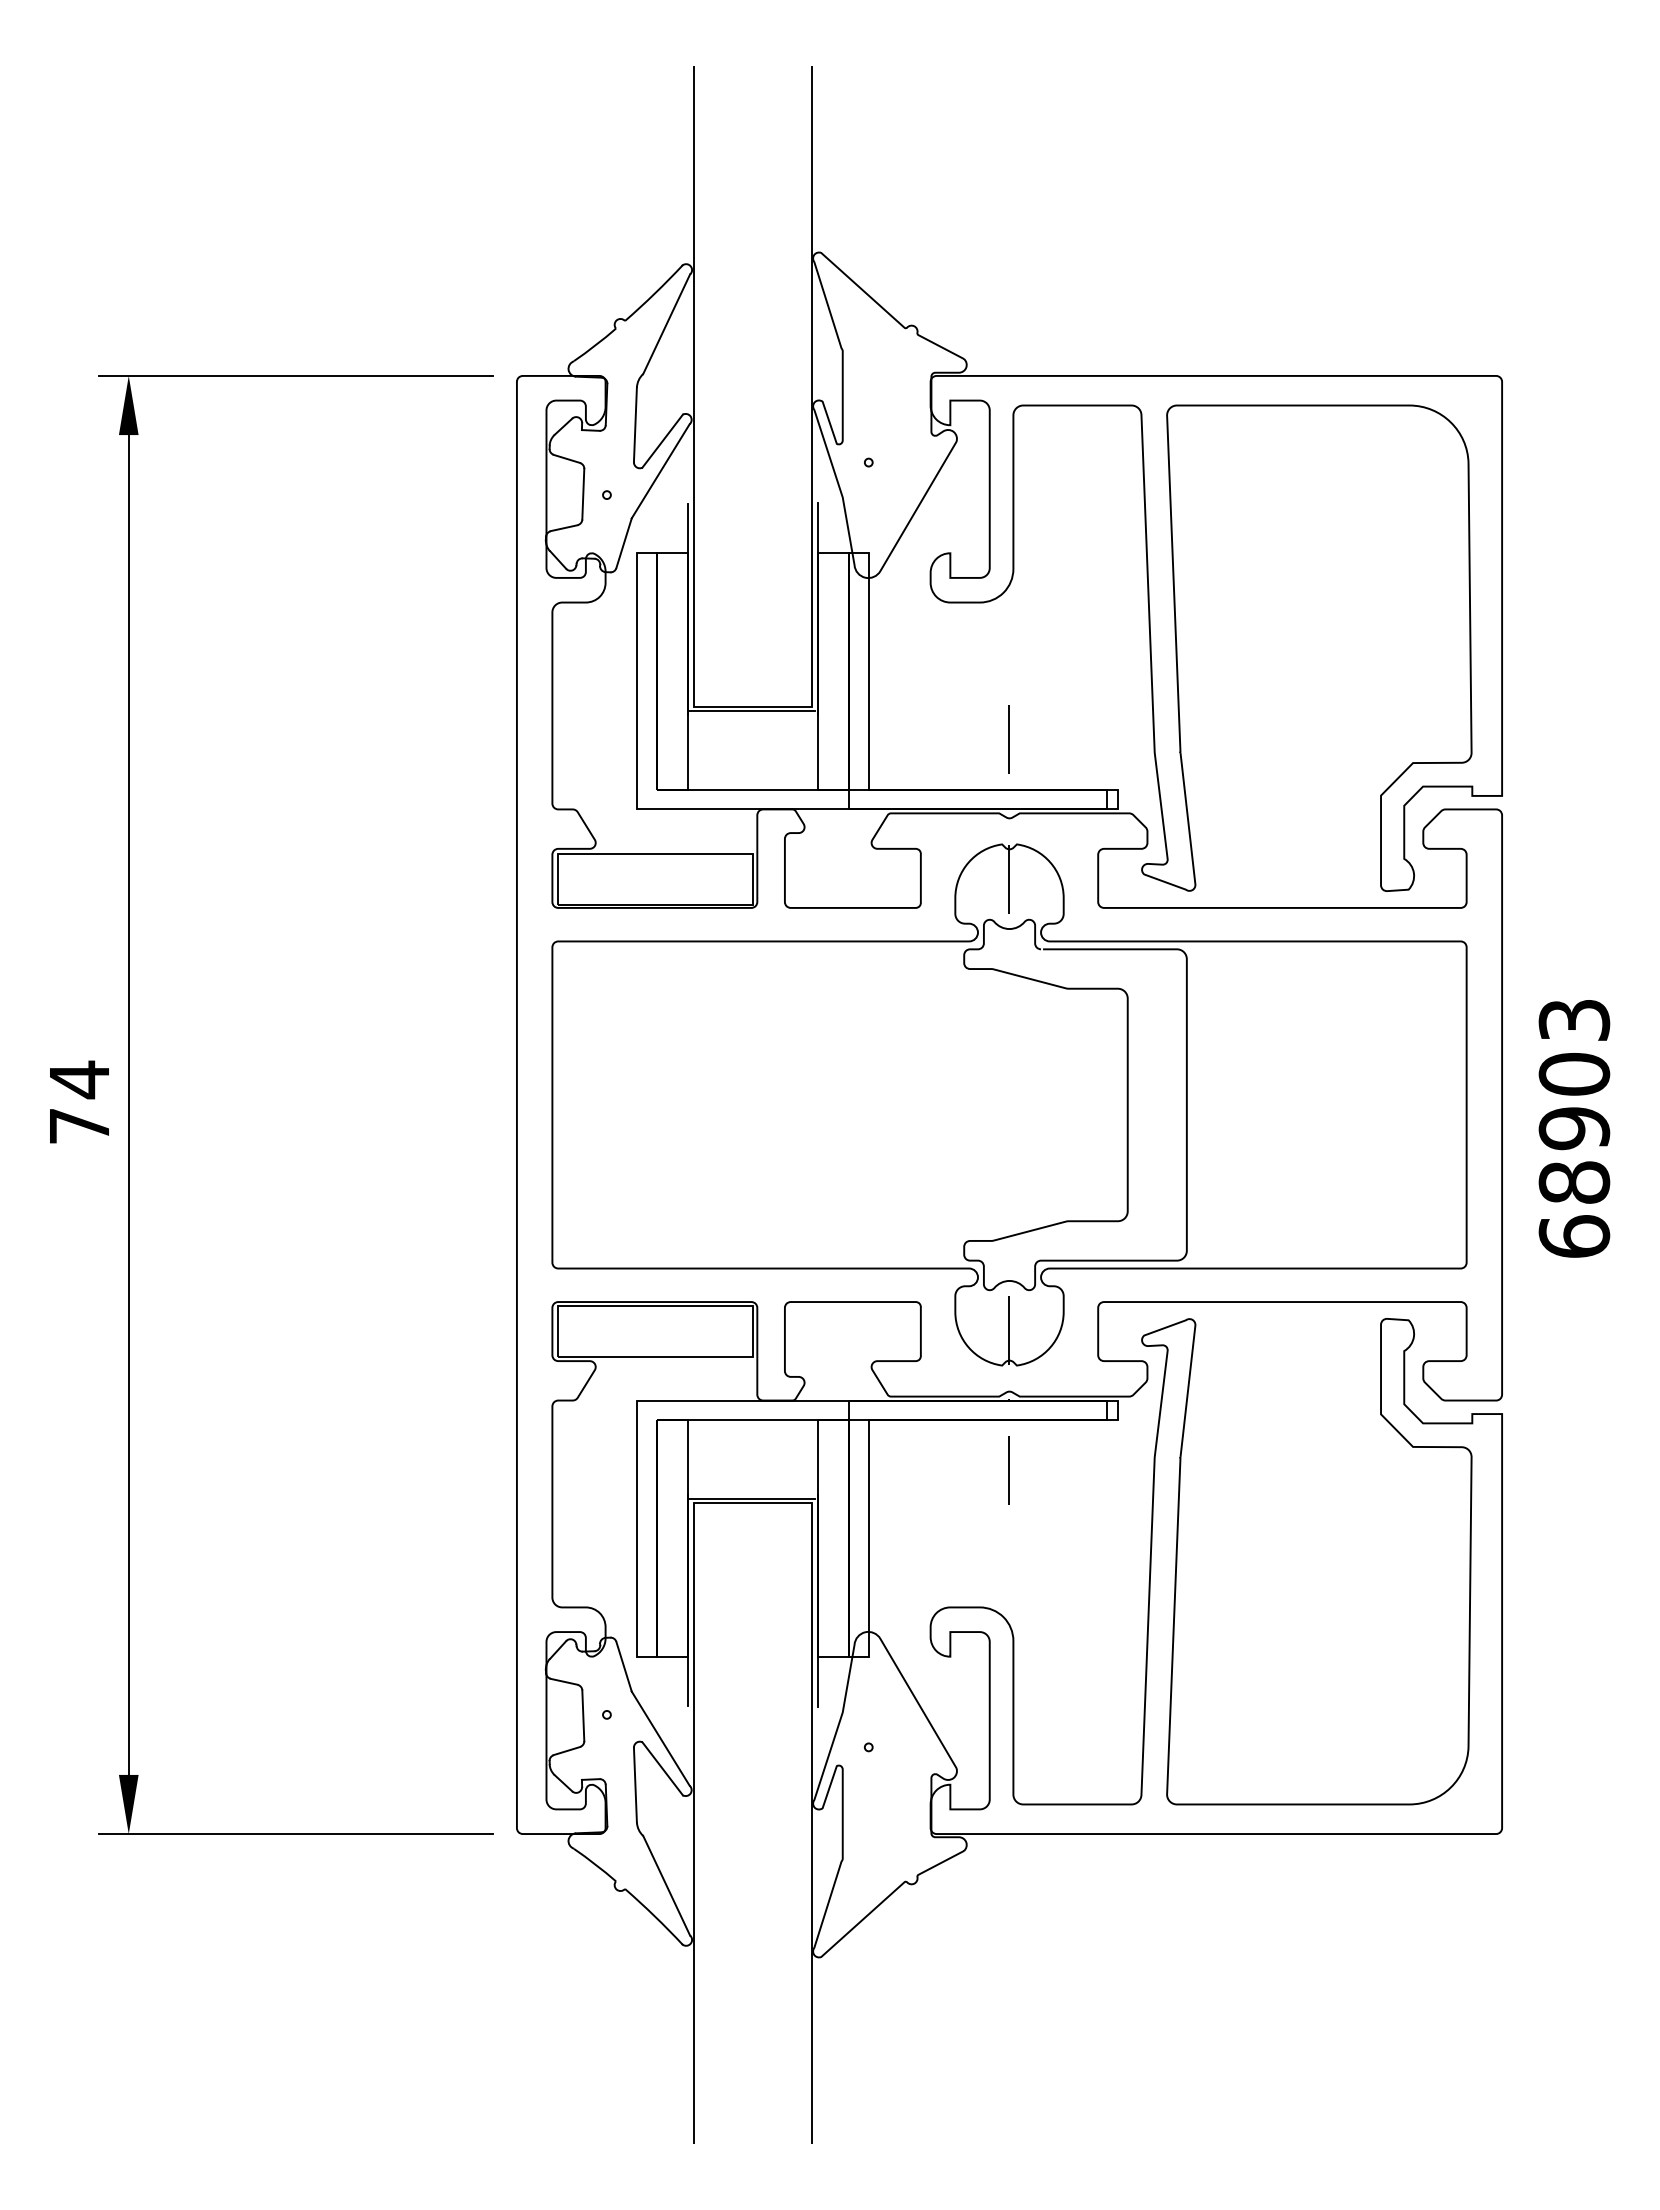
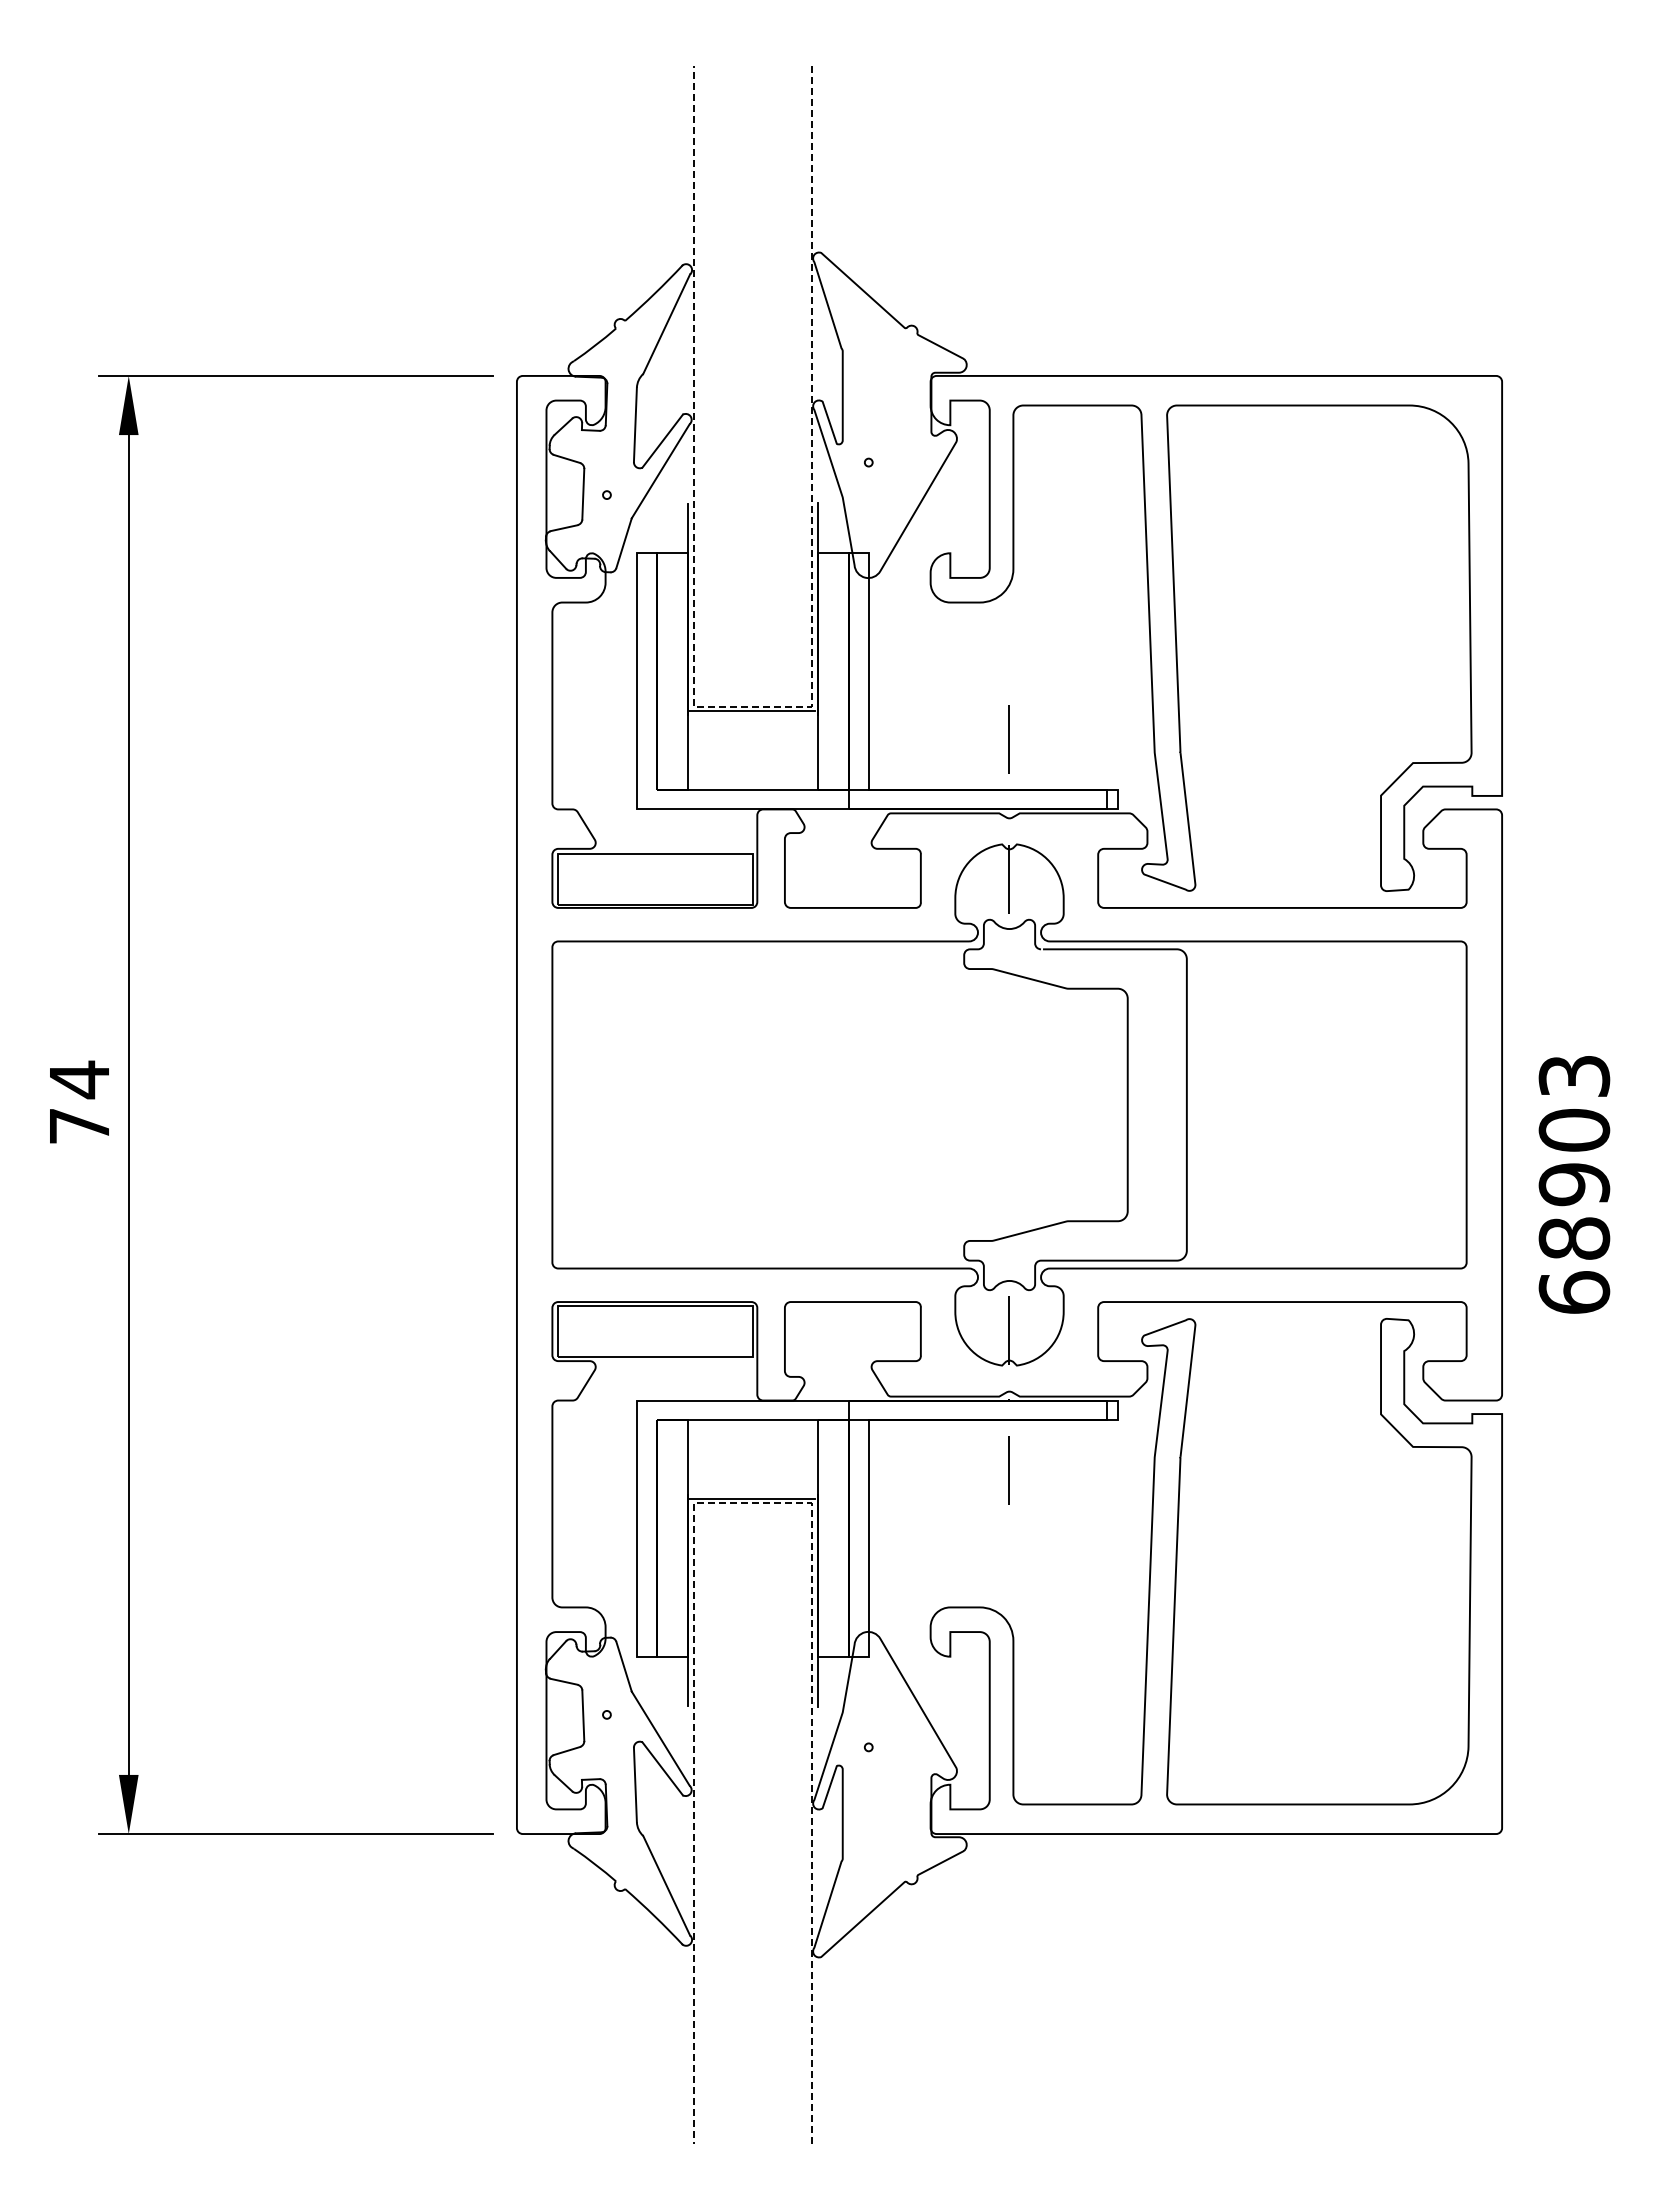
line: solid -> dashed (752, 706)
text position: (1574, 1128) -> (1574, 1184) (1574, 1184)
line: solid -> dashed (752, 1503)
